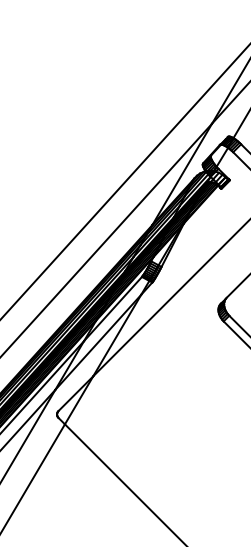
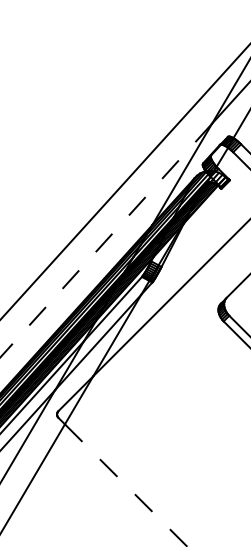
line: solid -> dashed (105, 240)
line: solid -> dashed (126, 485)
